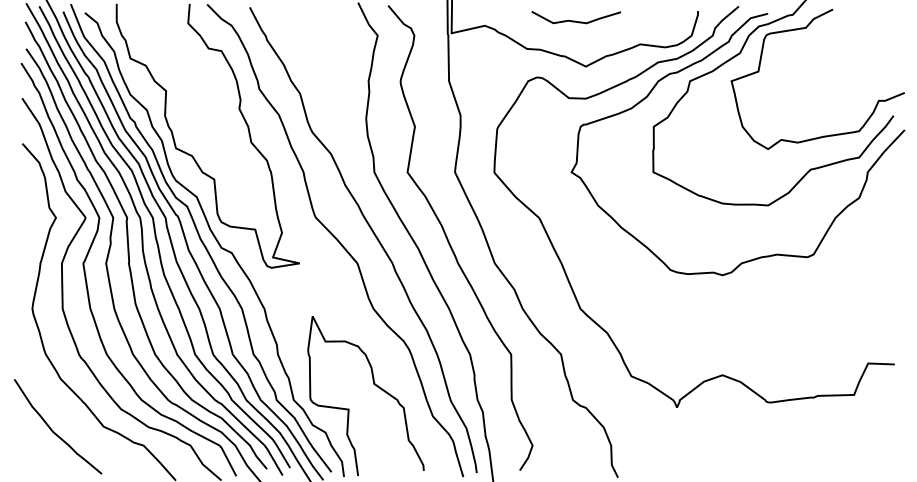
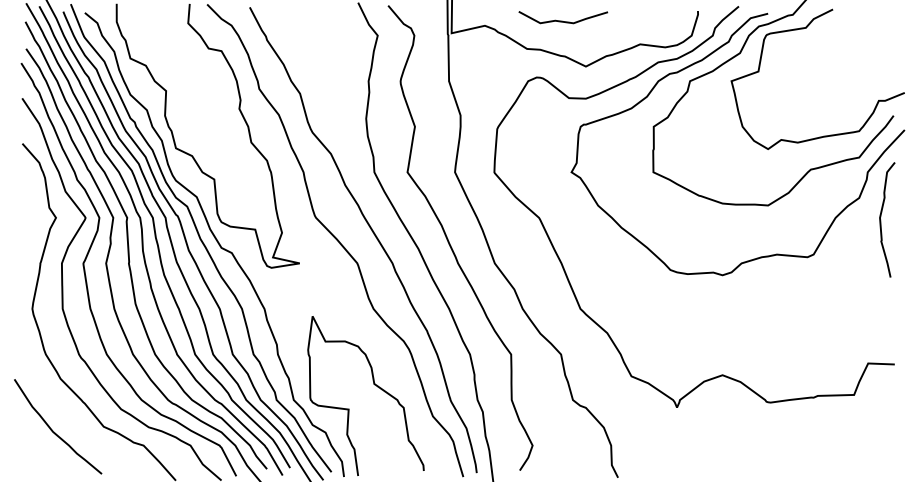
curve position: (575, 20) -> (562, 20) (562, 20)
curve: none -> present (881, 220)
